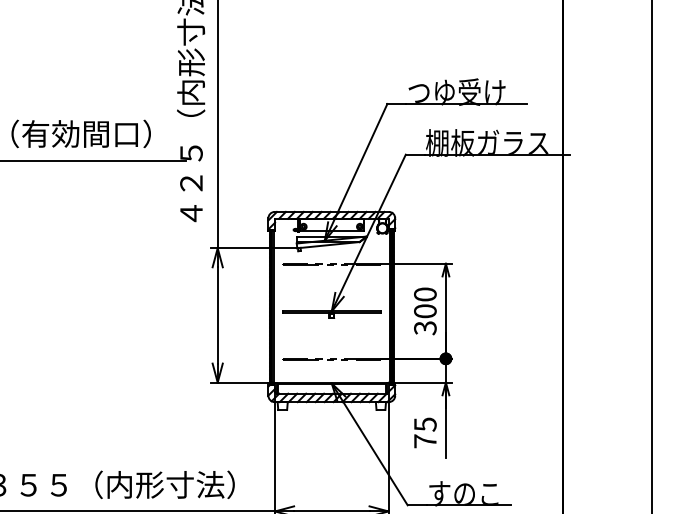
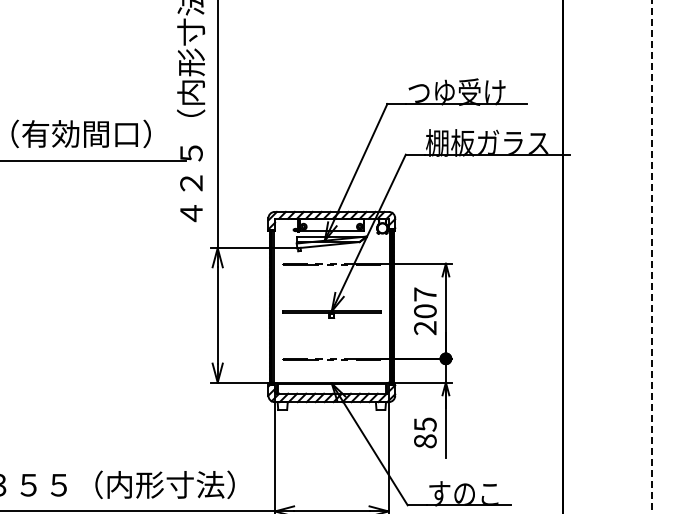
line: solid -> dashed (651, 256)
text: 300 -> 207 (425, 311)
text: 75 -> 85 (425, 441)
